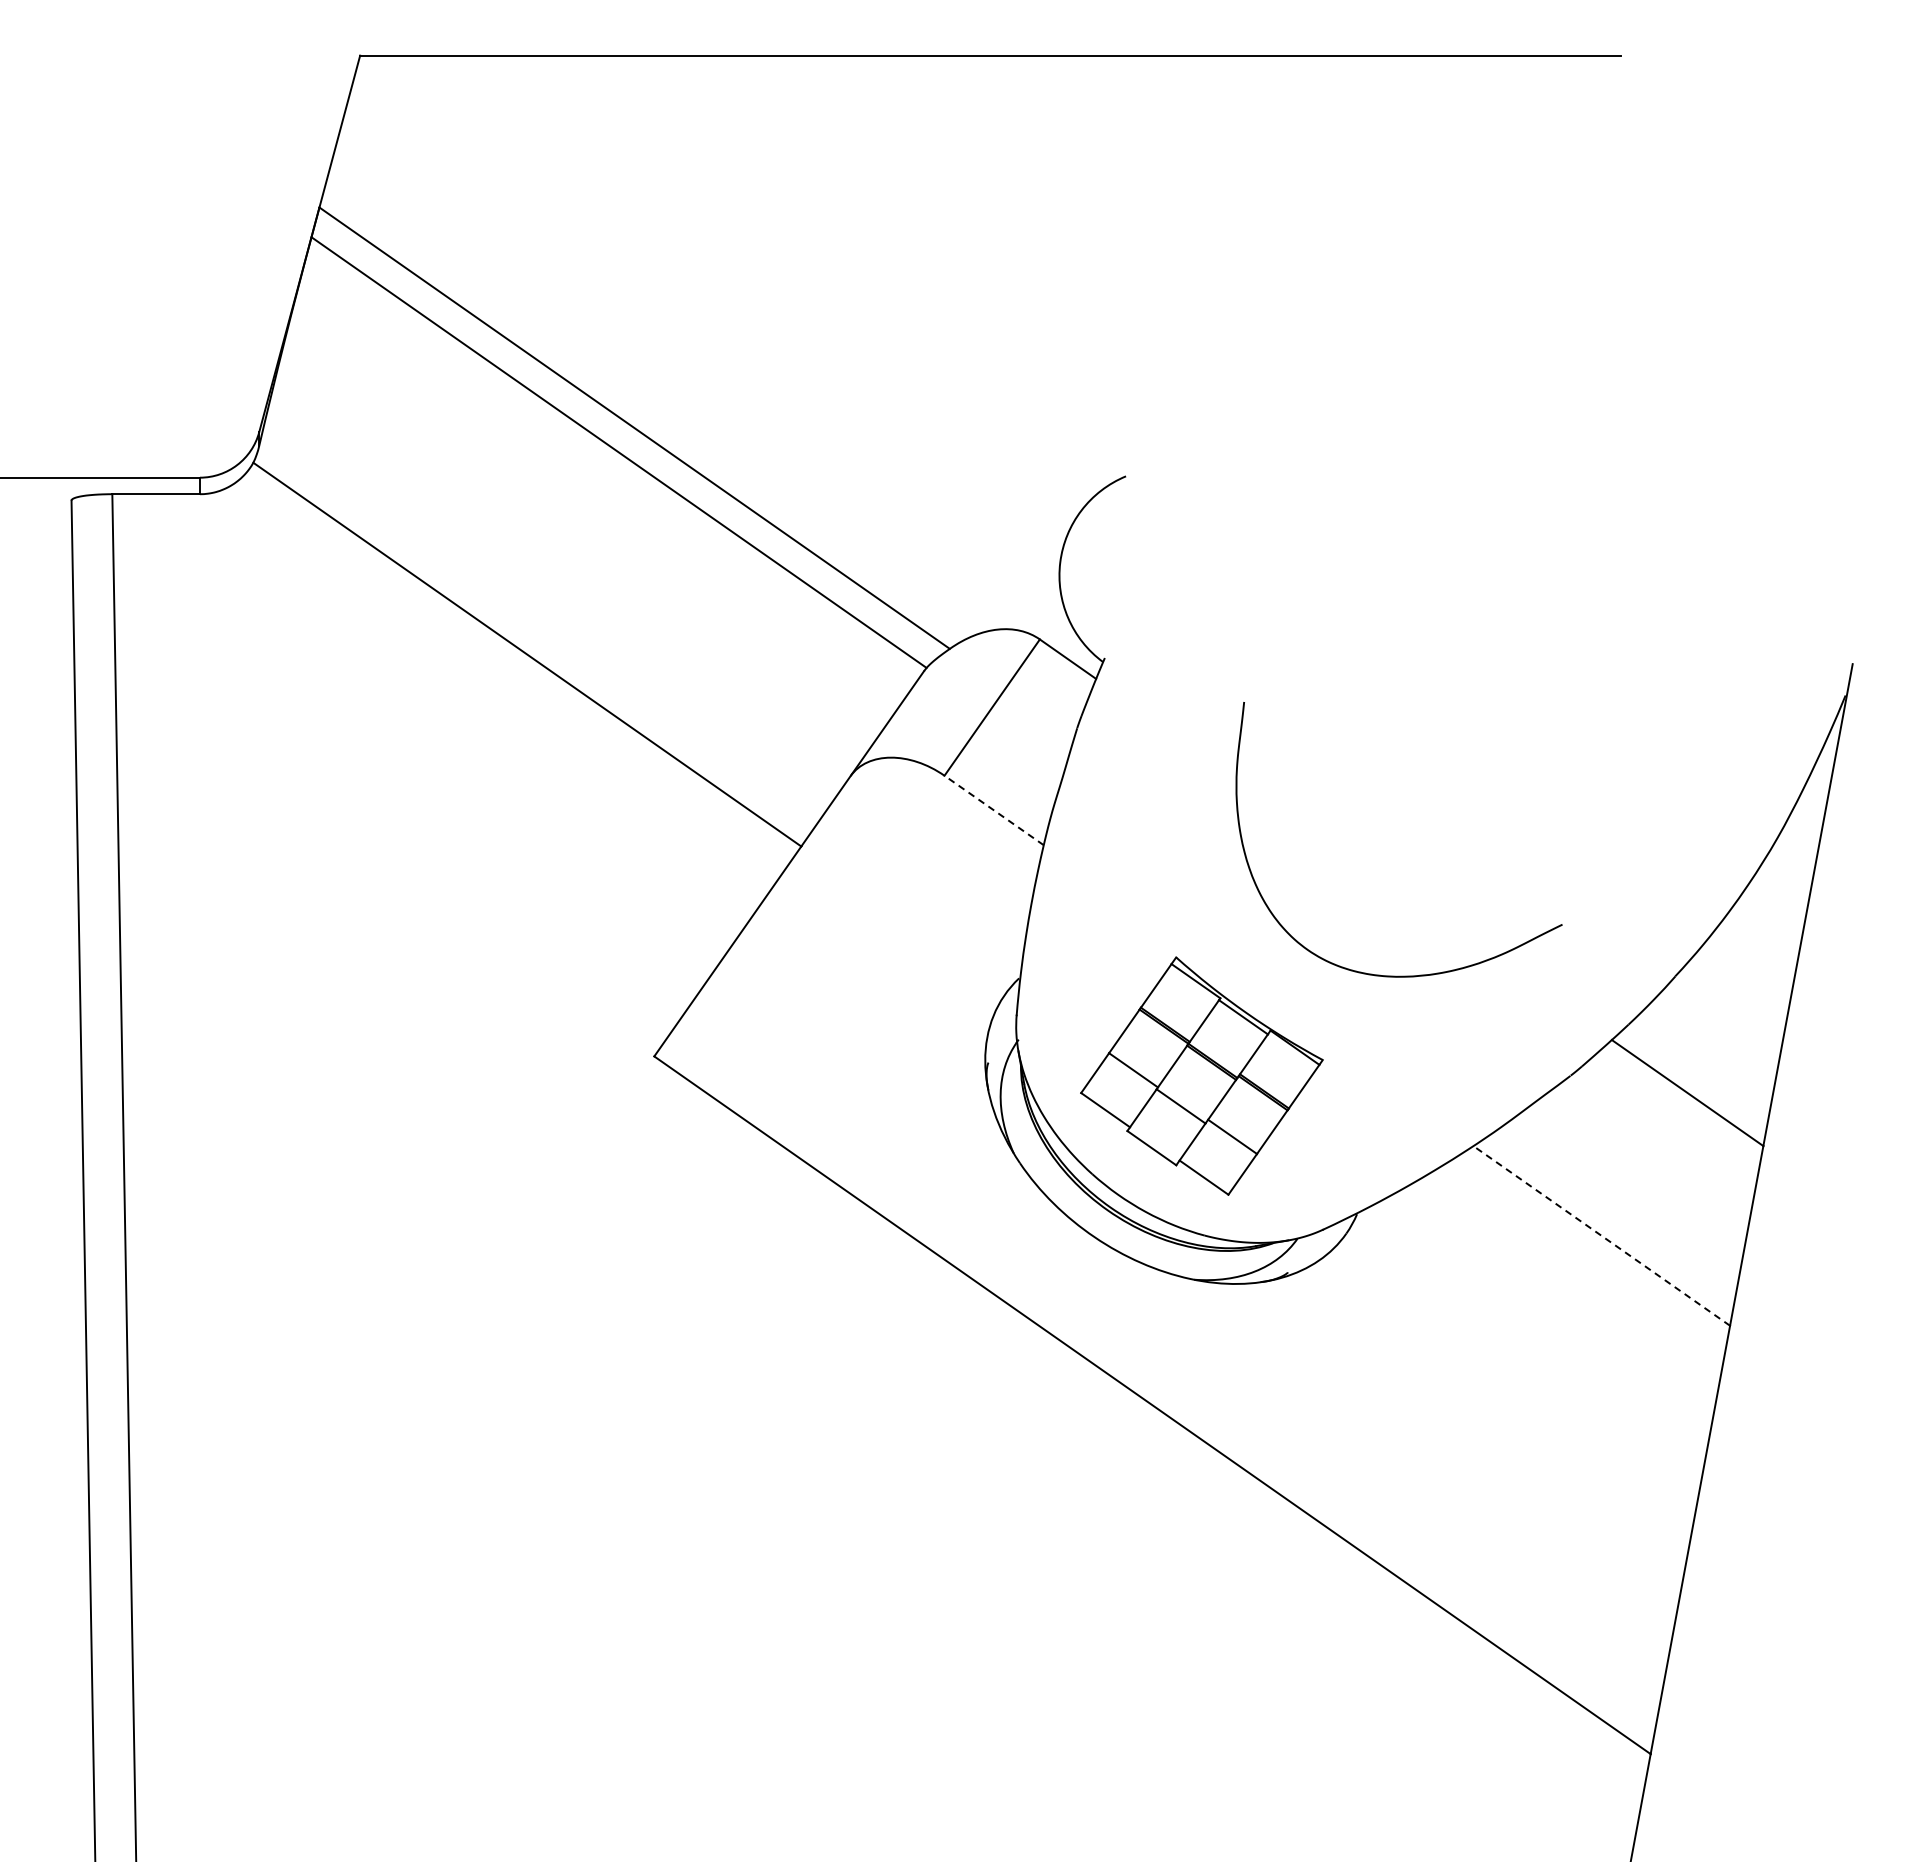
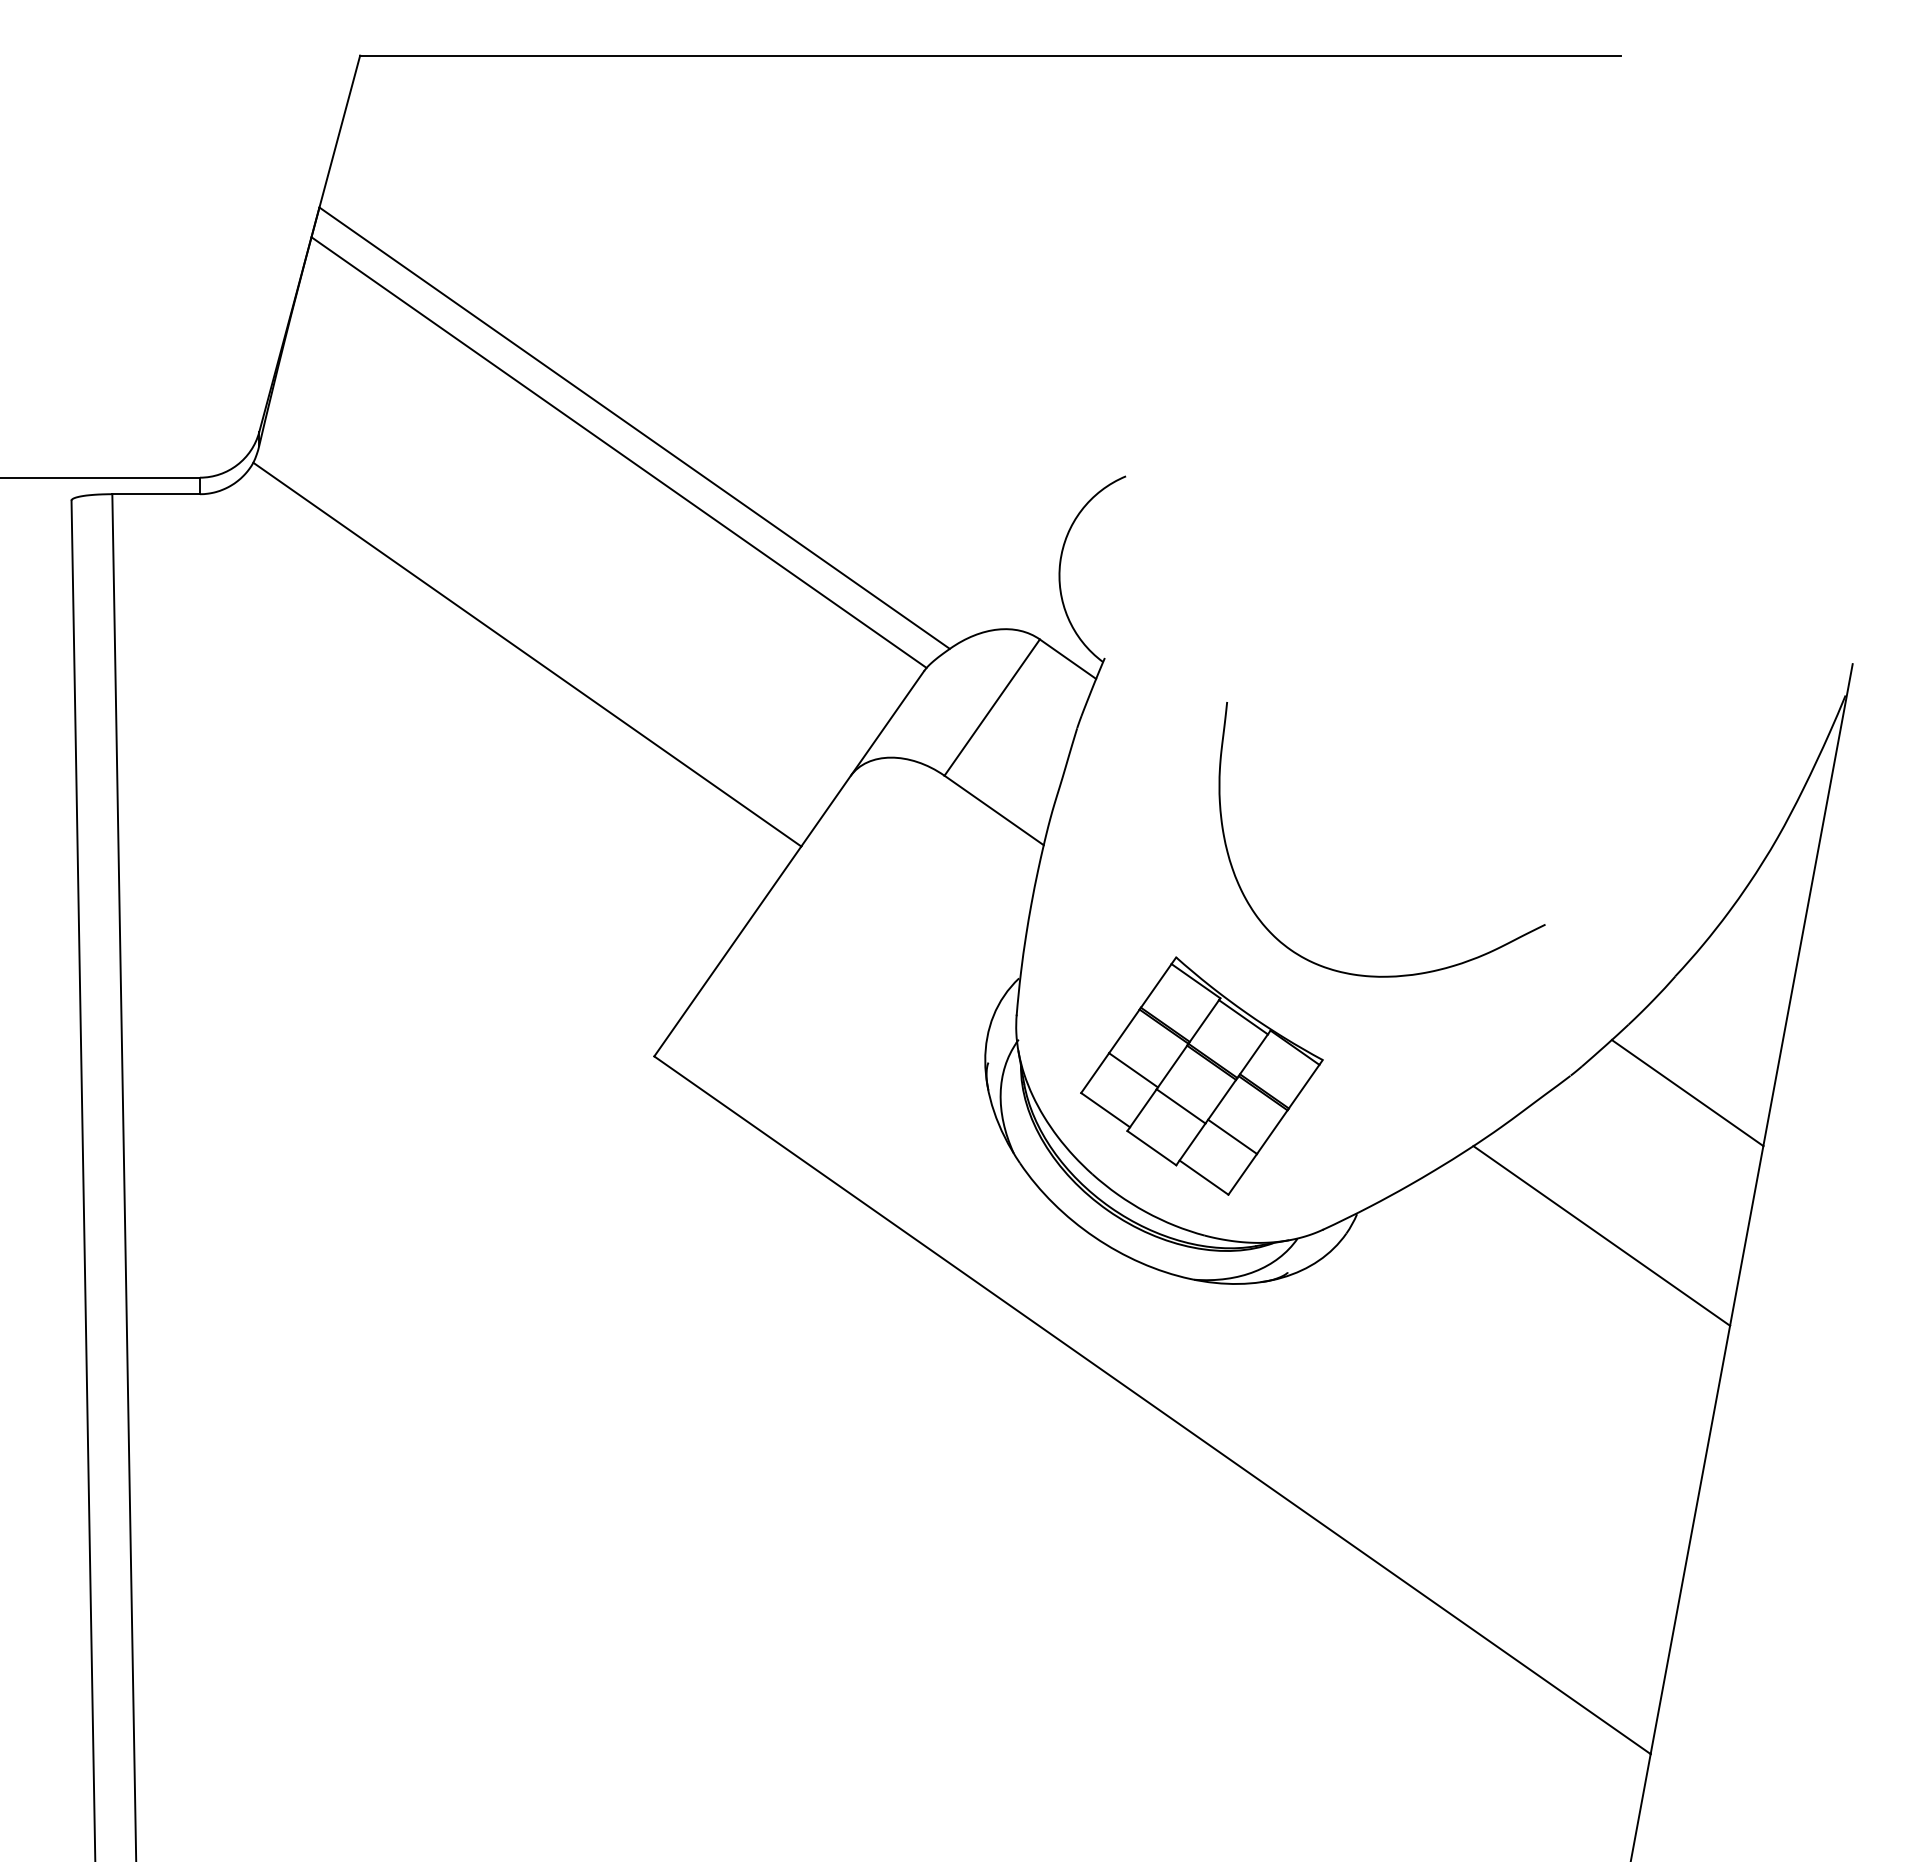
line: dashed -> solid (994, 810)
curve position: (1398, 975) -> (1381, 975) (1381, 975)
line: dashed -> solid (1601, 1235)
